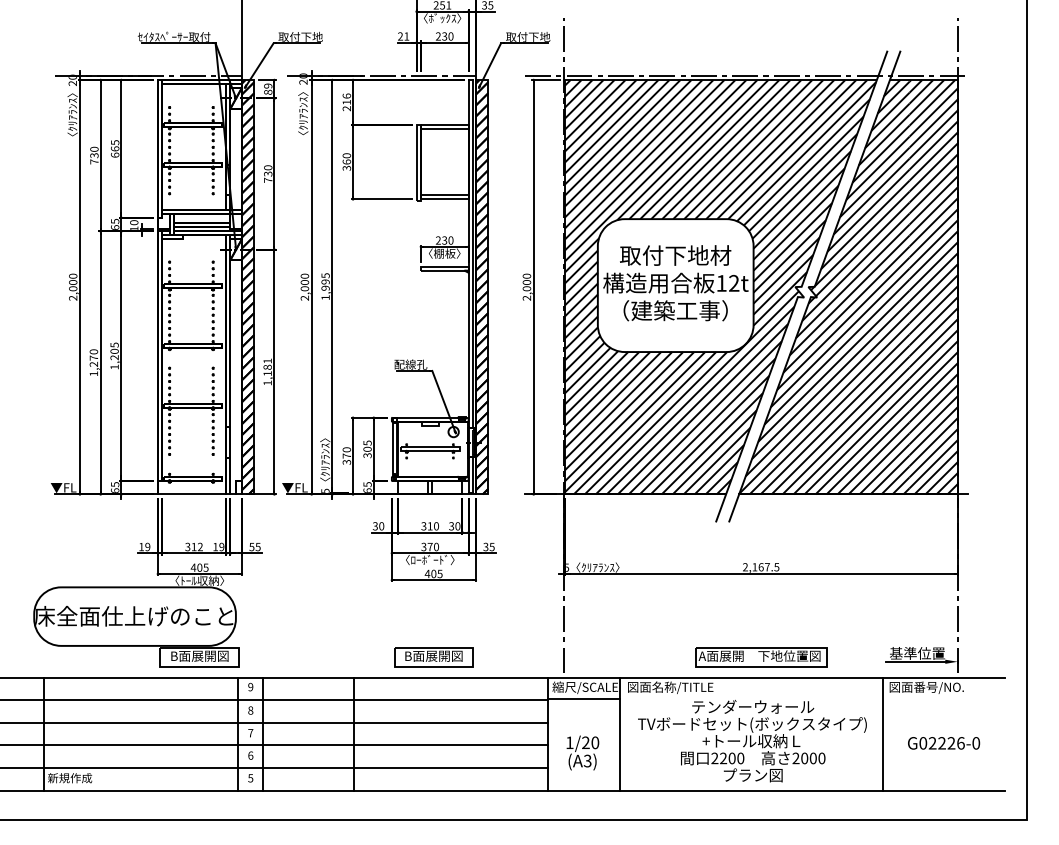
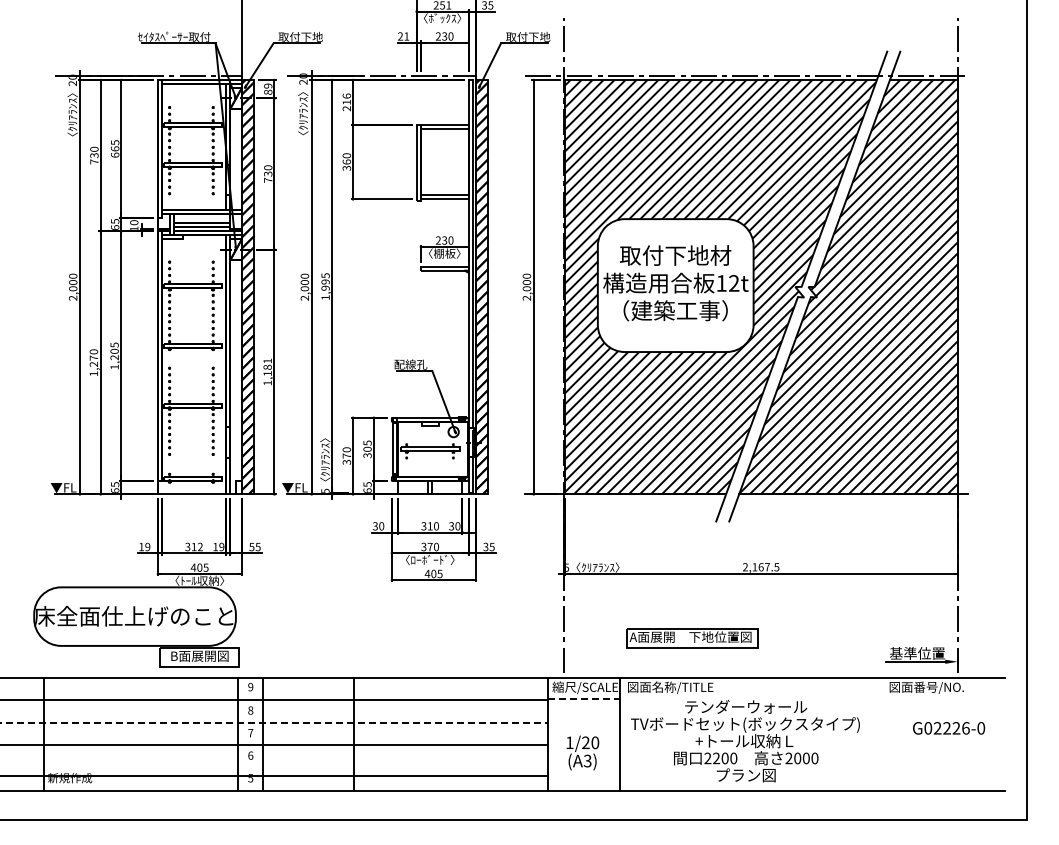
part: present -> none (433, 657)
part position: (761, 657) -> (692, 638) (692, 638)
line: solid -> dashed (584, 699)
line: solid -> dashed (274, 723)
line: present -> none (883, 733)
text position: (752, 741) -> (745, 741) (745, 741)
text position: (944, 743) -> (949, 728) (949, 728)
line position: (275, 768) -> (275, 776) (275, 776)
